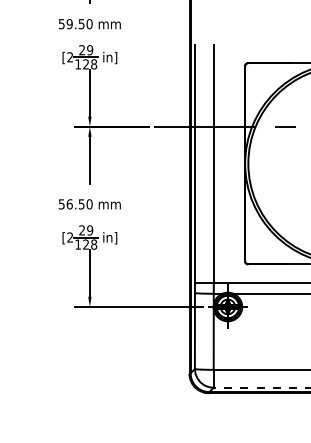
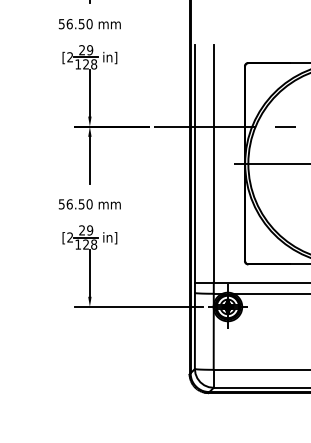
text: 59.50 -> 56.50 (69, 24)
line: none -> present (270, 163)
line: dashed -> solid (261, 387)
